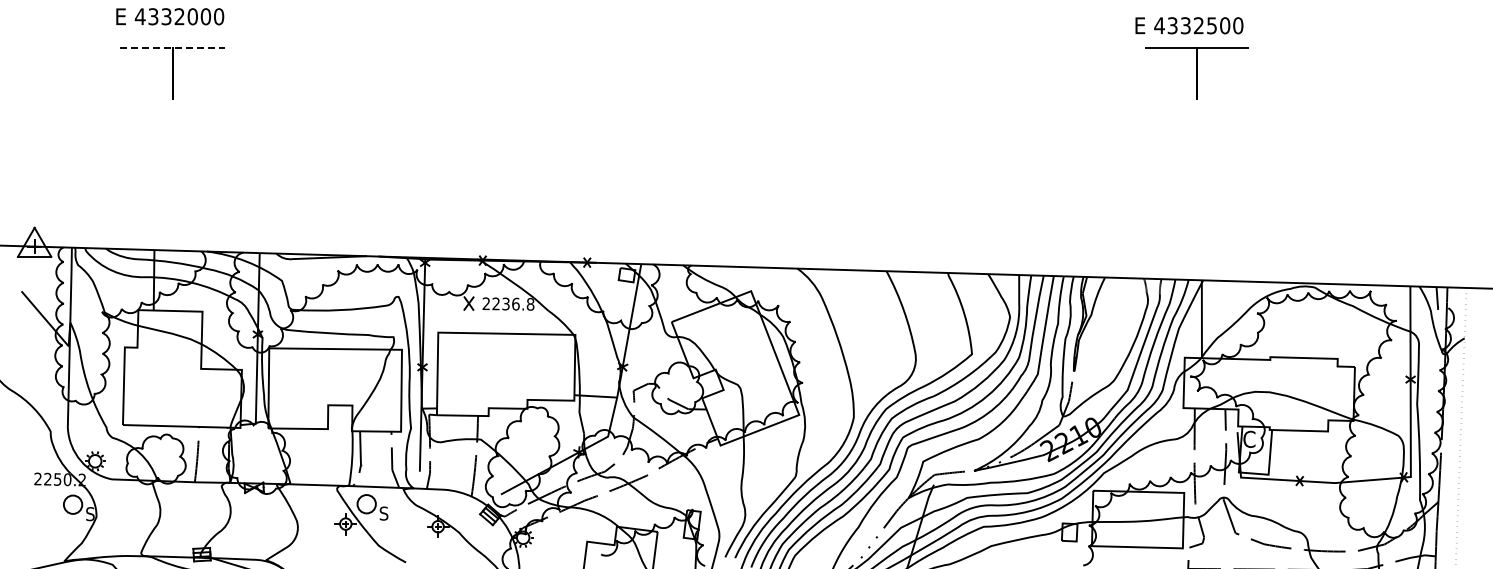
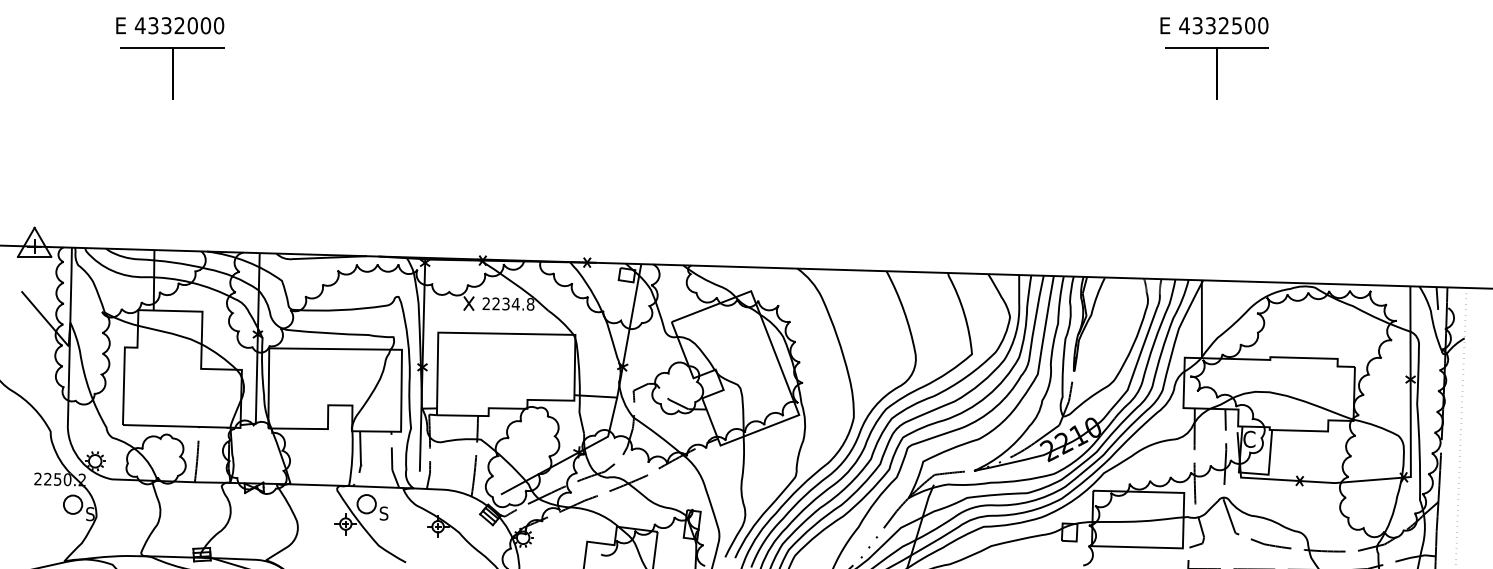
text position: (170, 16) -> (170, 25) (170, 25)
text position: (1189, 25) -> (1214, 25) (1214, 25)
line: dashed -> solid (173, 47)
part position: (1196, 73) -> (1216, 73) (1216, 73)
text: 2236.8 -> 2234.8 (515, 303)
